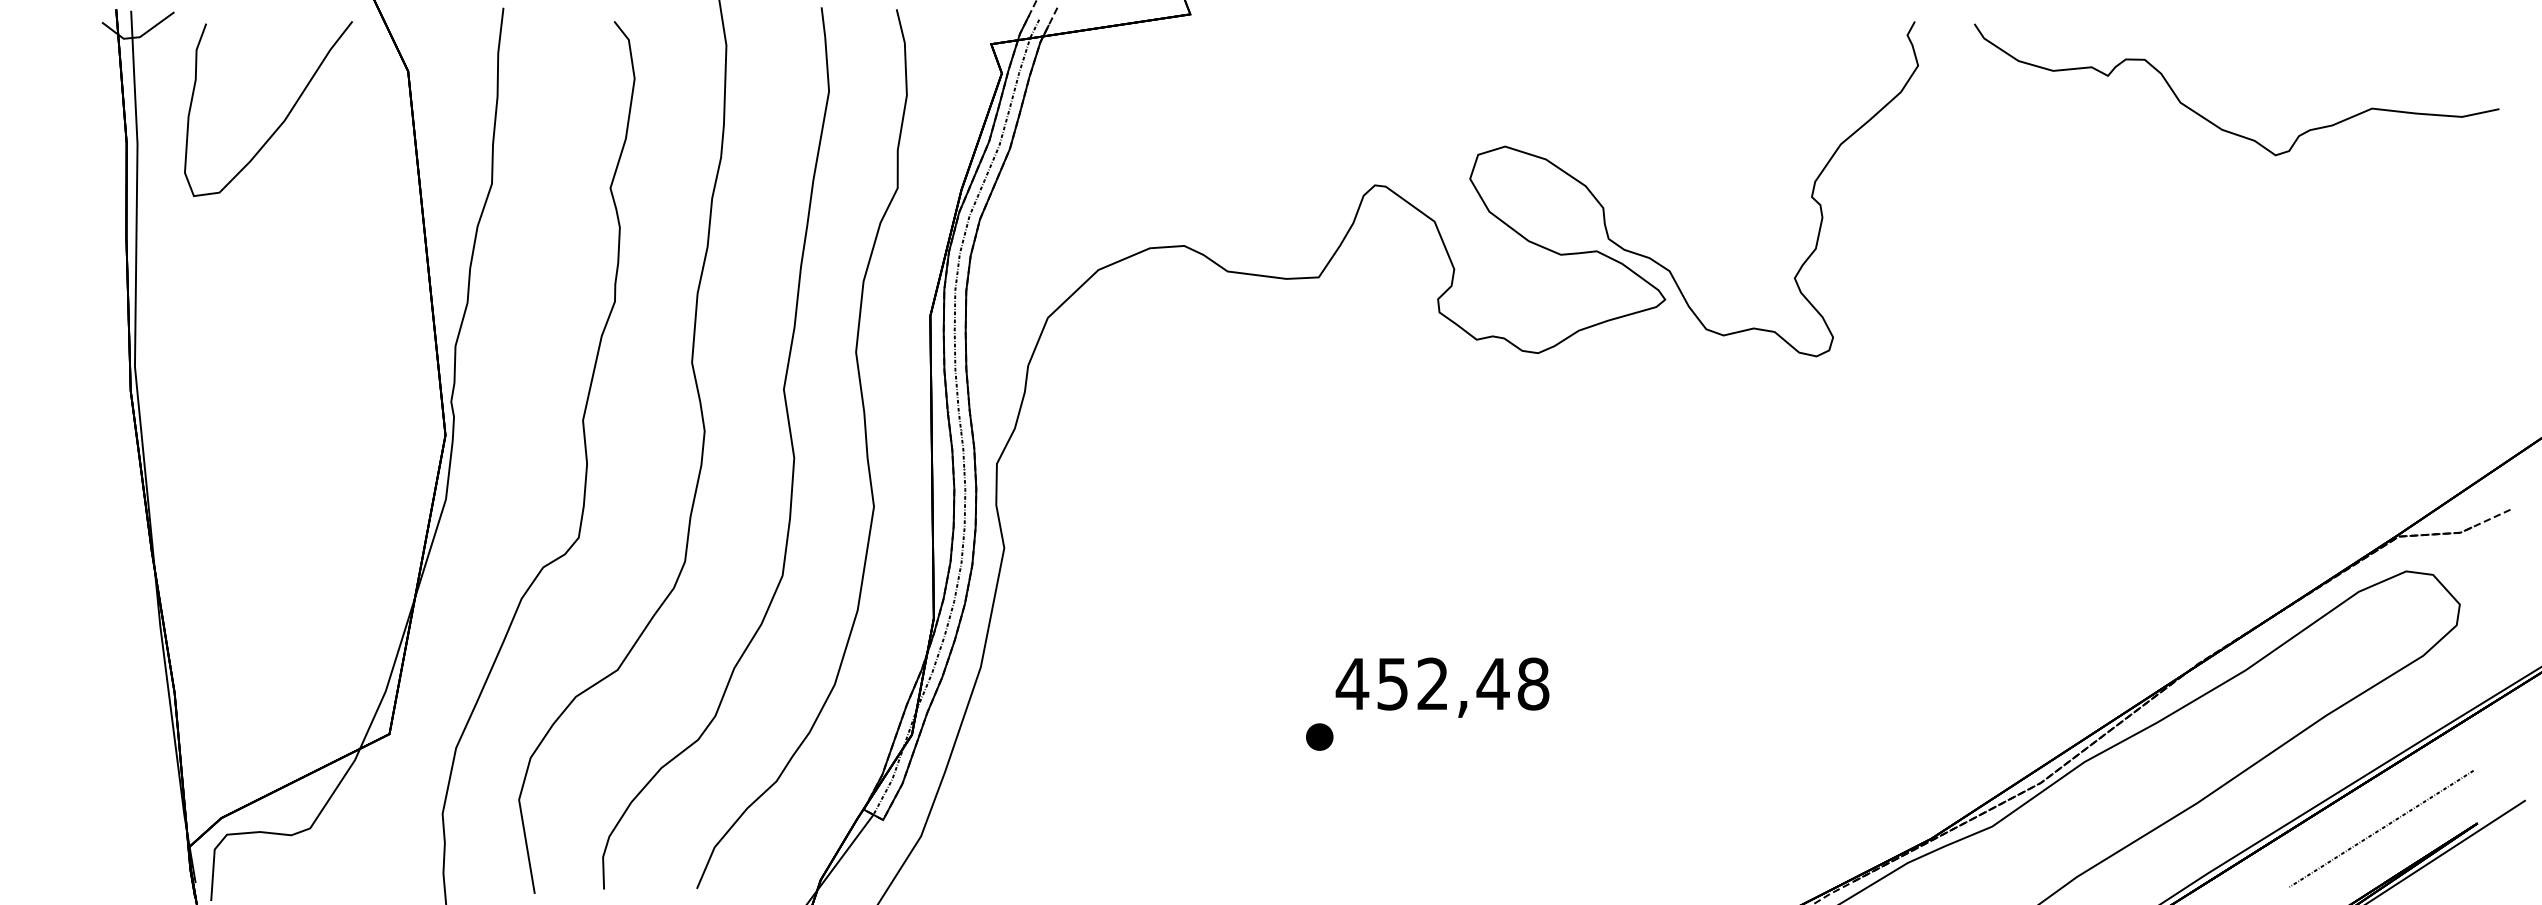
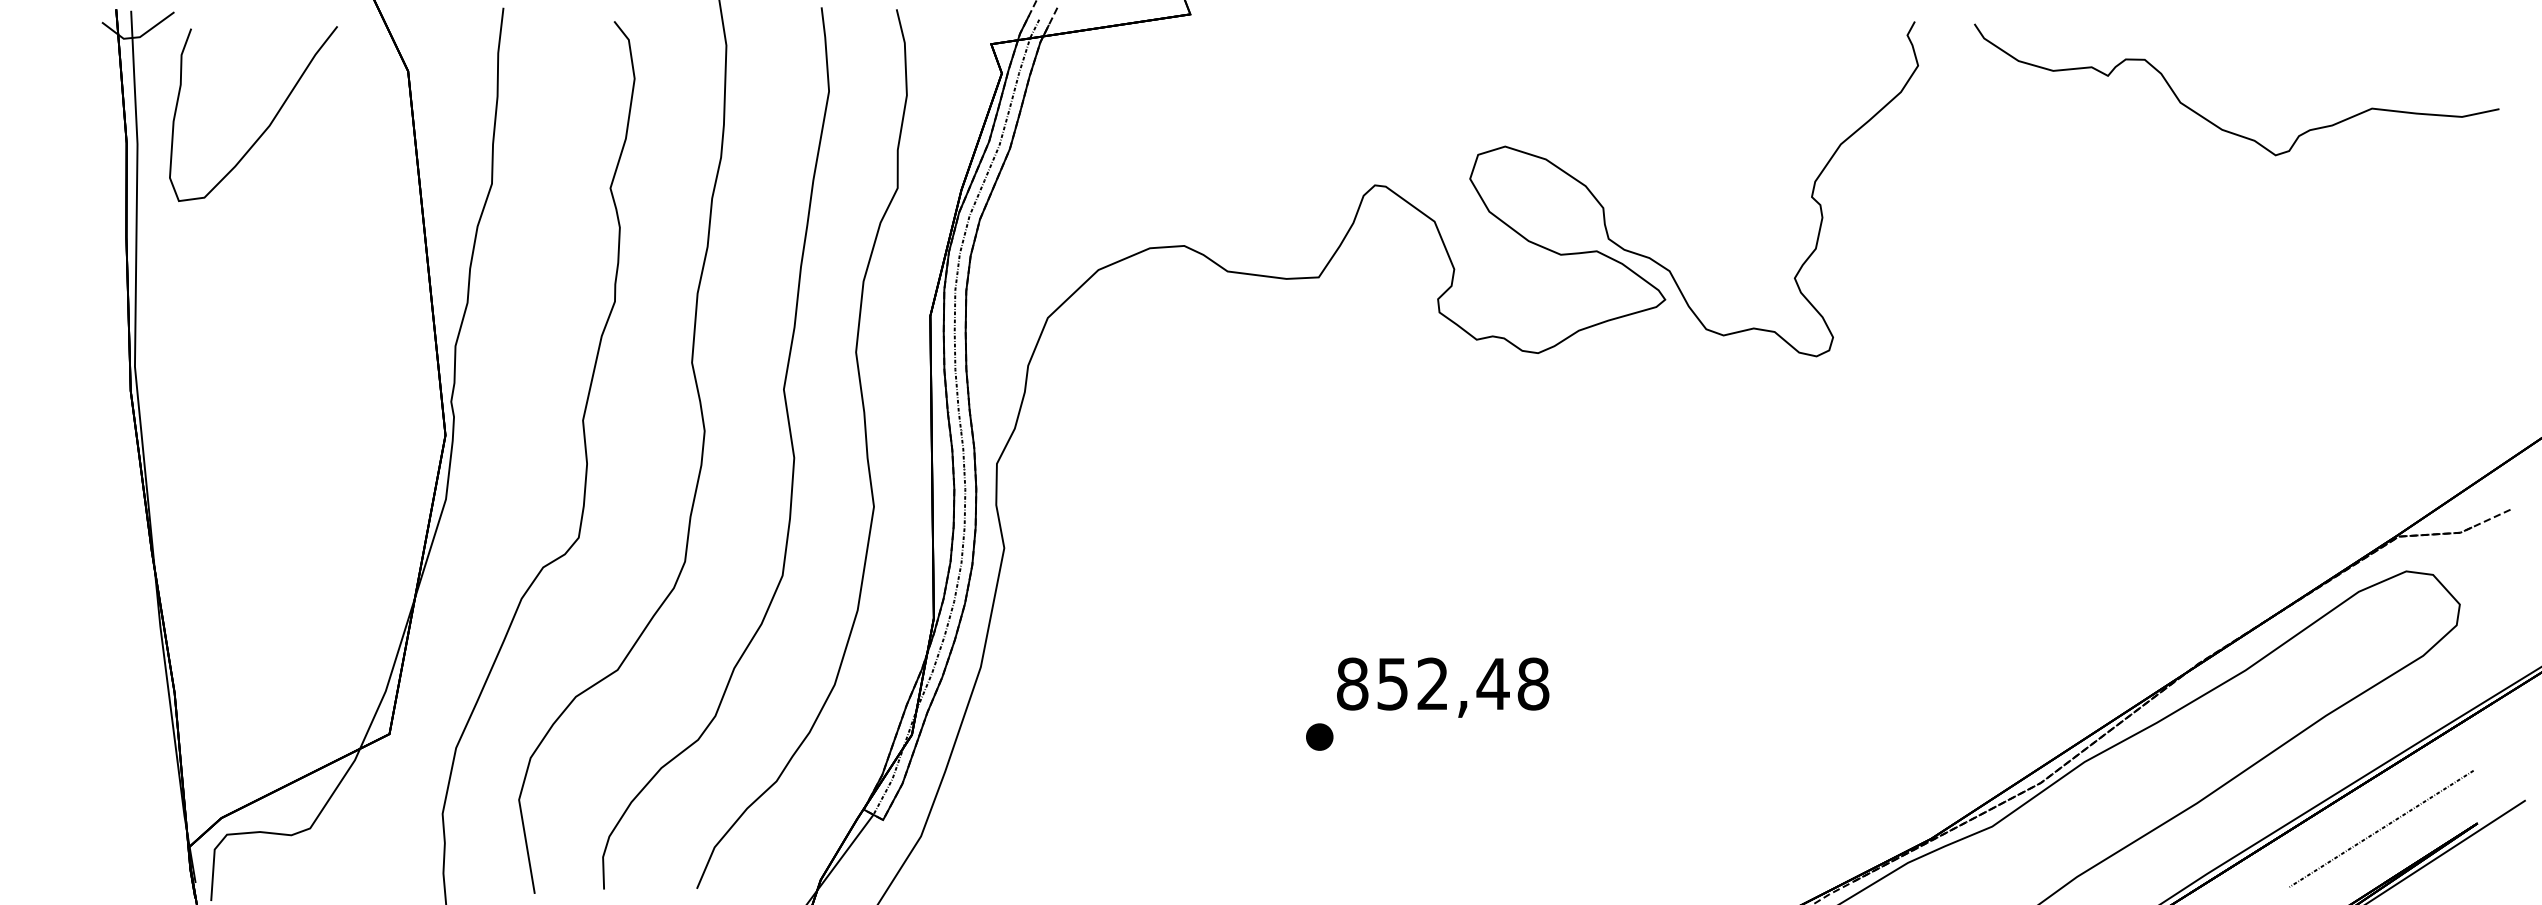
curve position: (282, 121) -> (267, 126) (267, 126)
text: 452,48 -> 852,48 (1352, 683)
